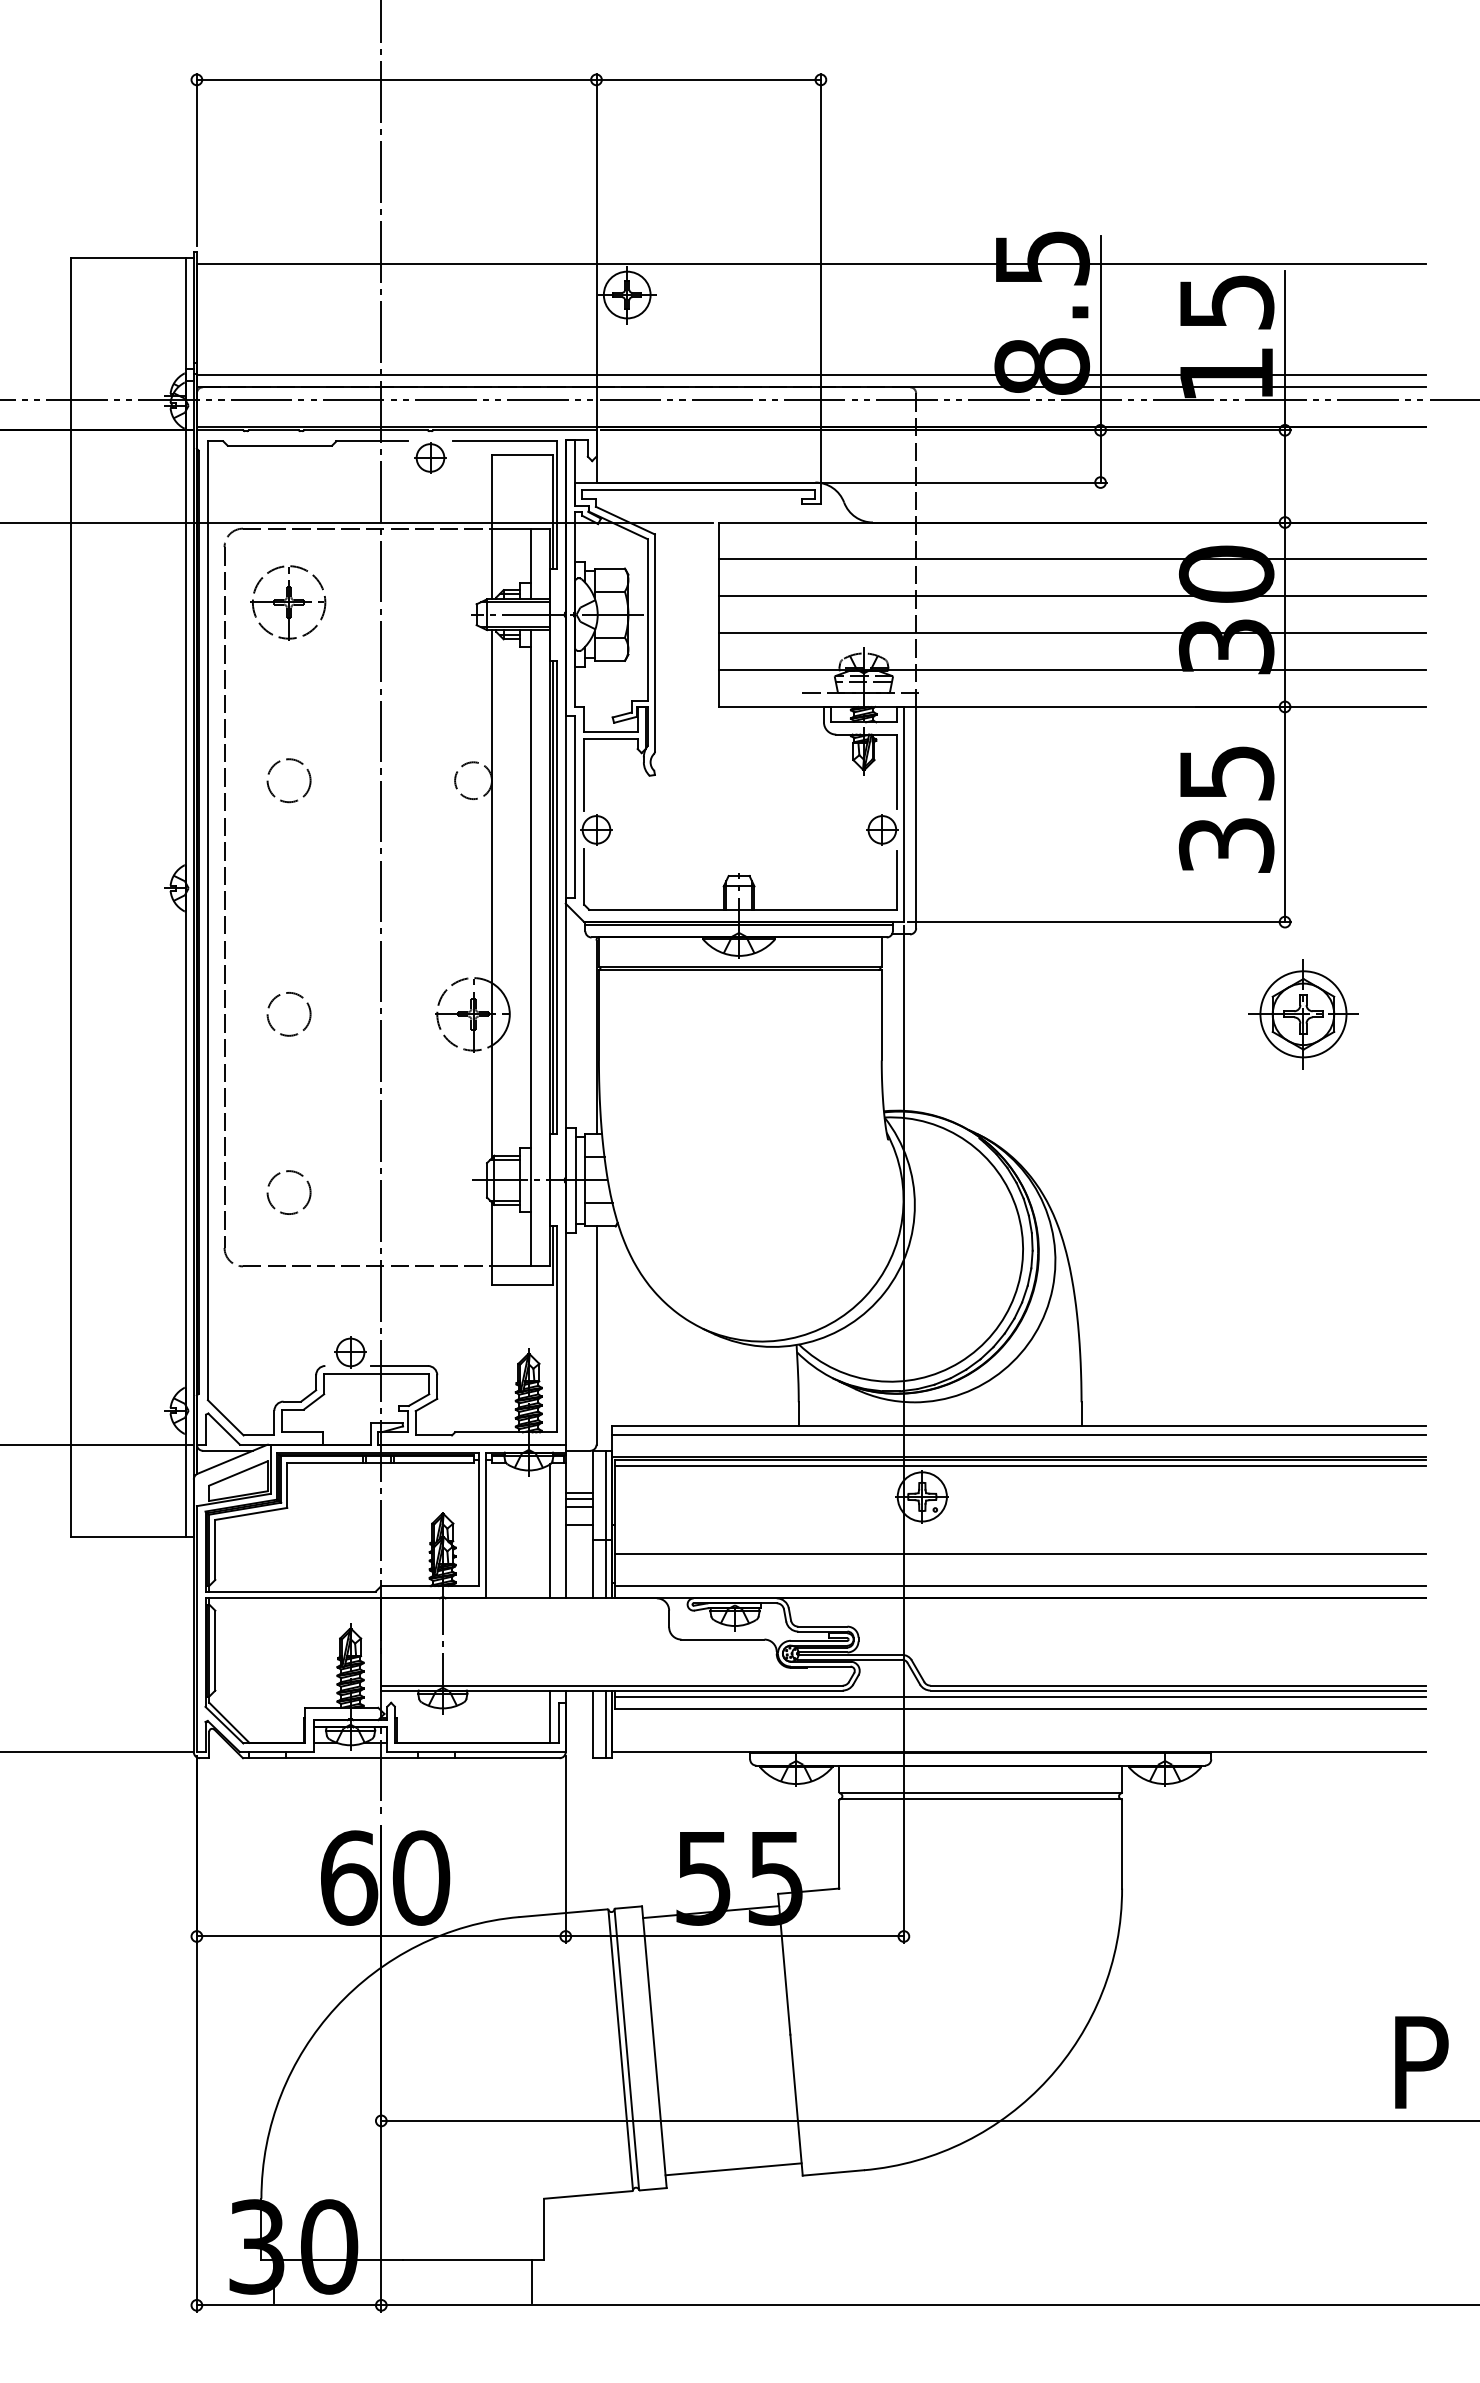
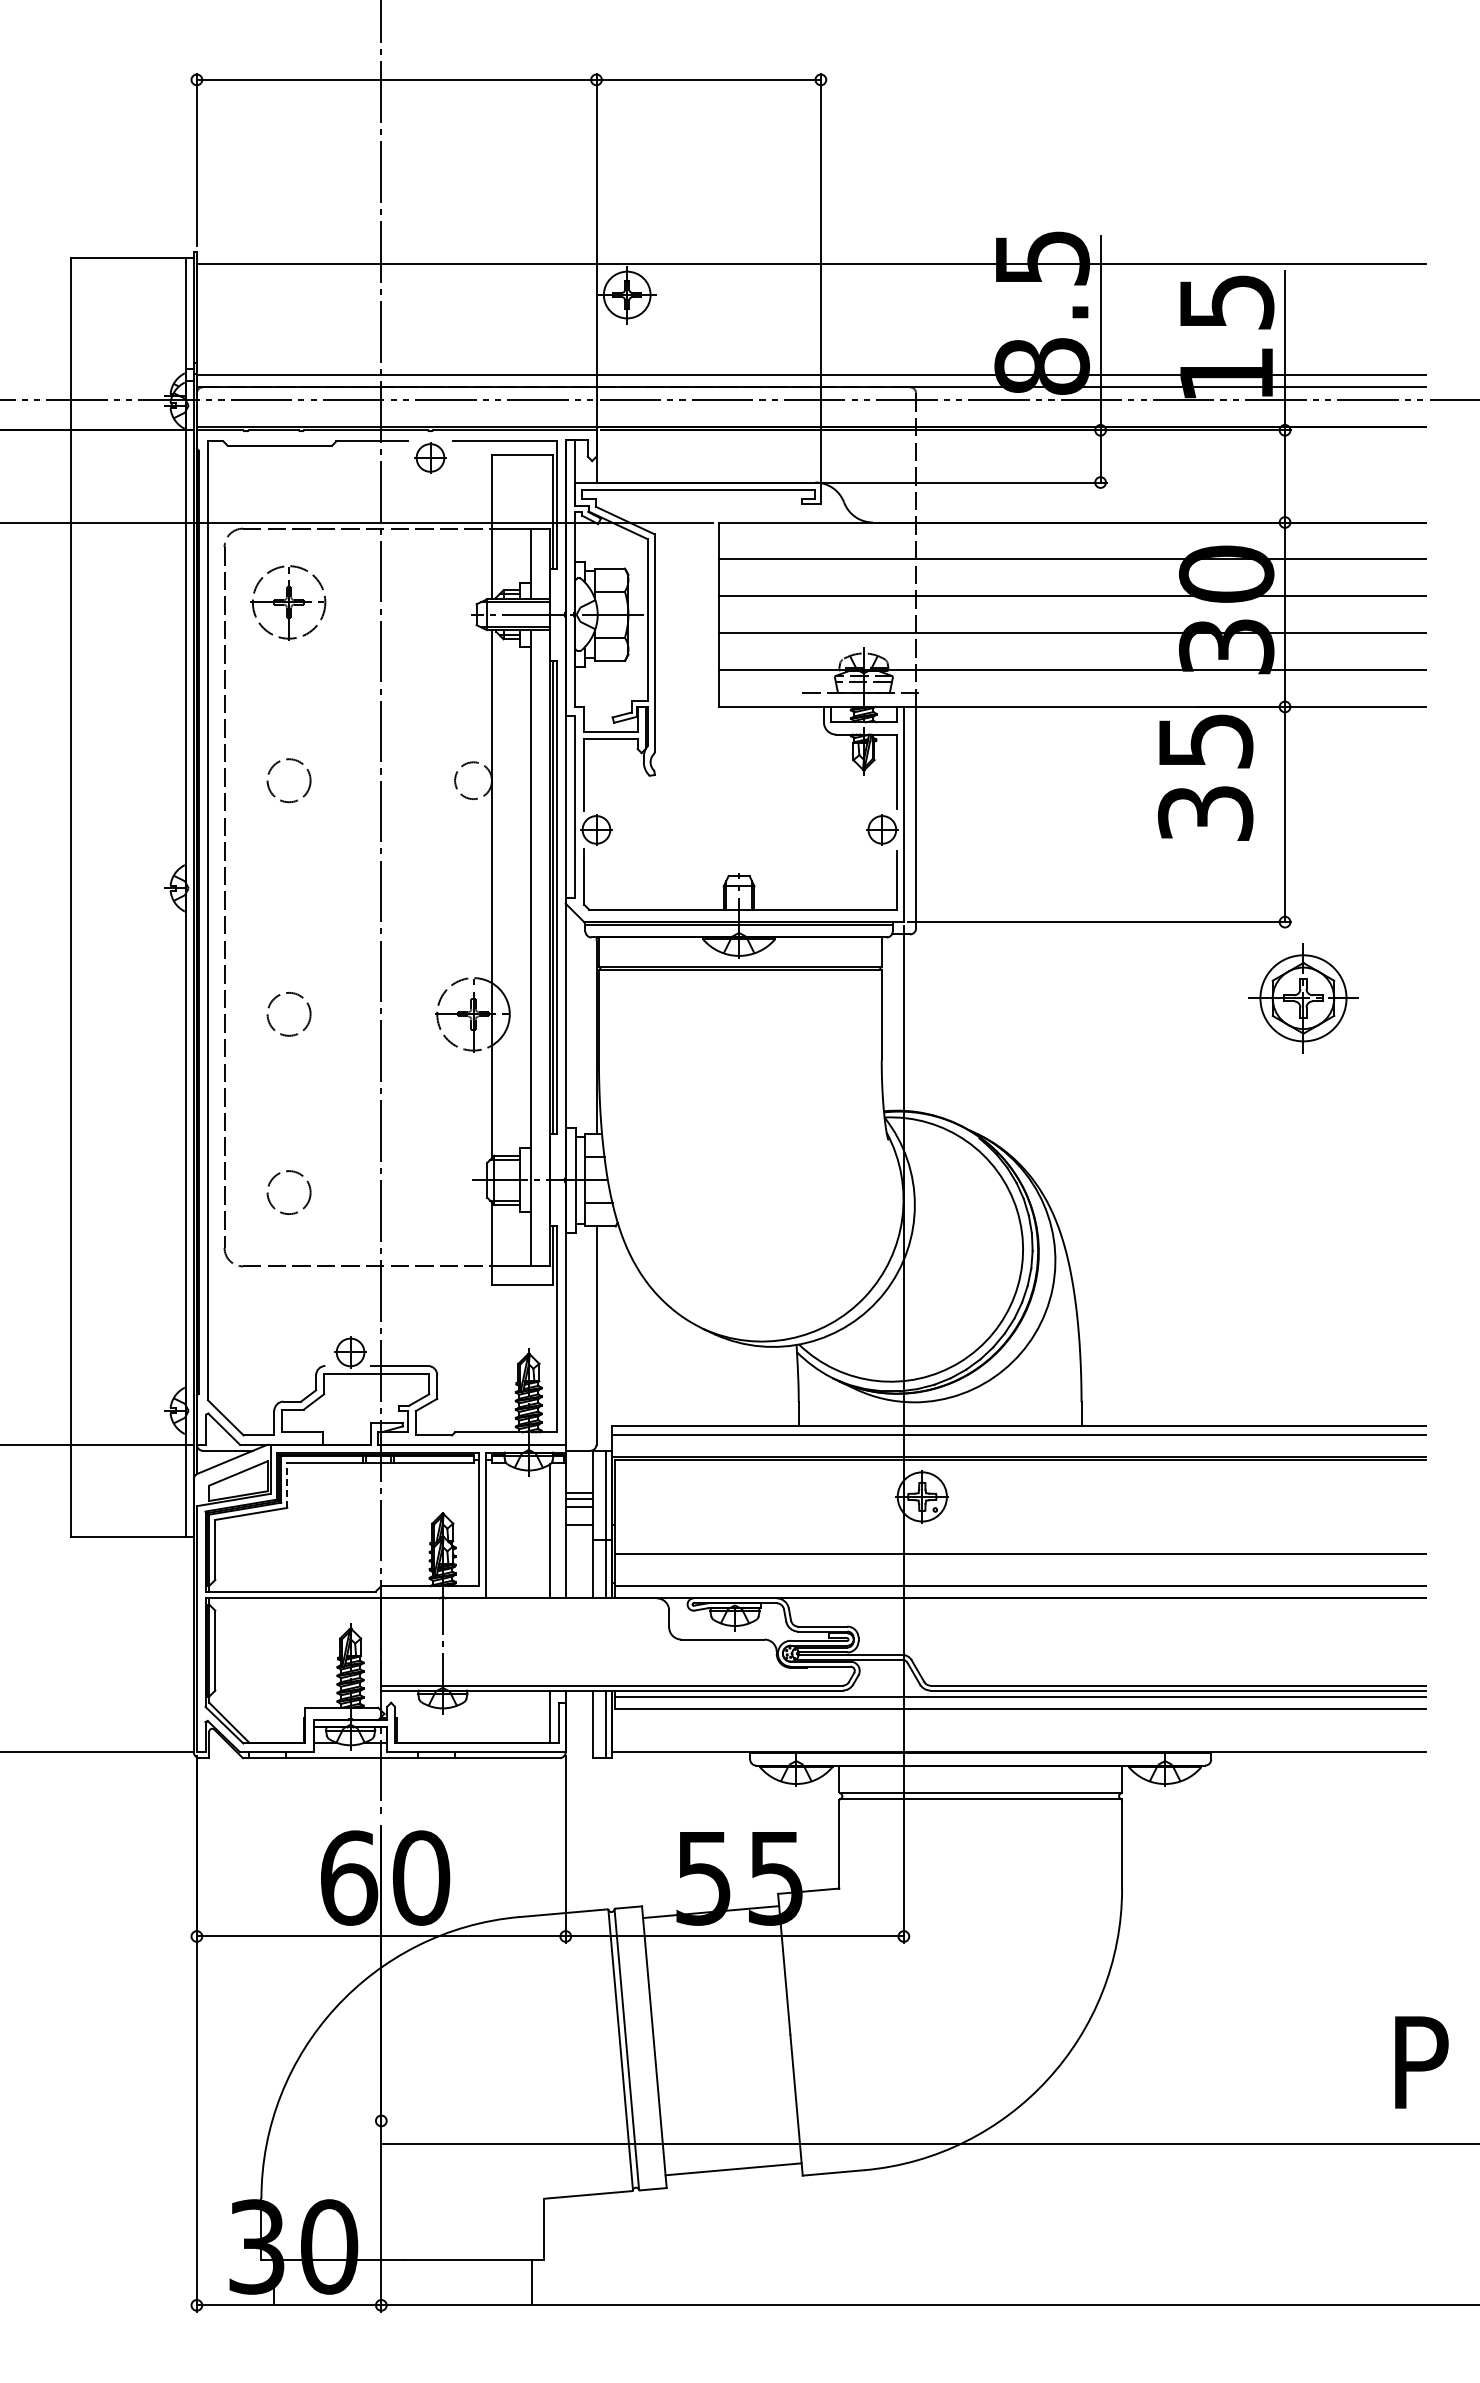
text position: (1226, 809) -> (1205, 777) (1205, 777)
part position: (1303, 1014) -> (1303, 998) (1303, 998)
line: present -> none (1020, 1466)
line: solid -> dashed (287, 1485)
line position: (928, 2120) -> (928, 2143) (928, 2143)
